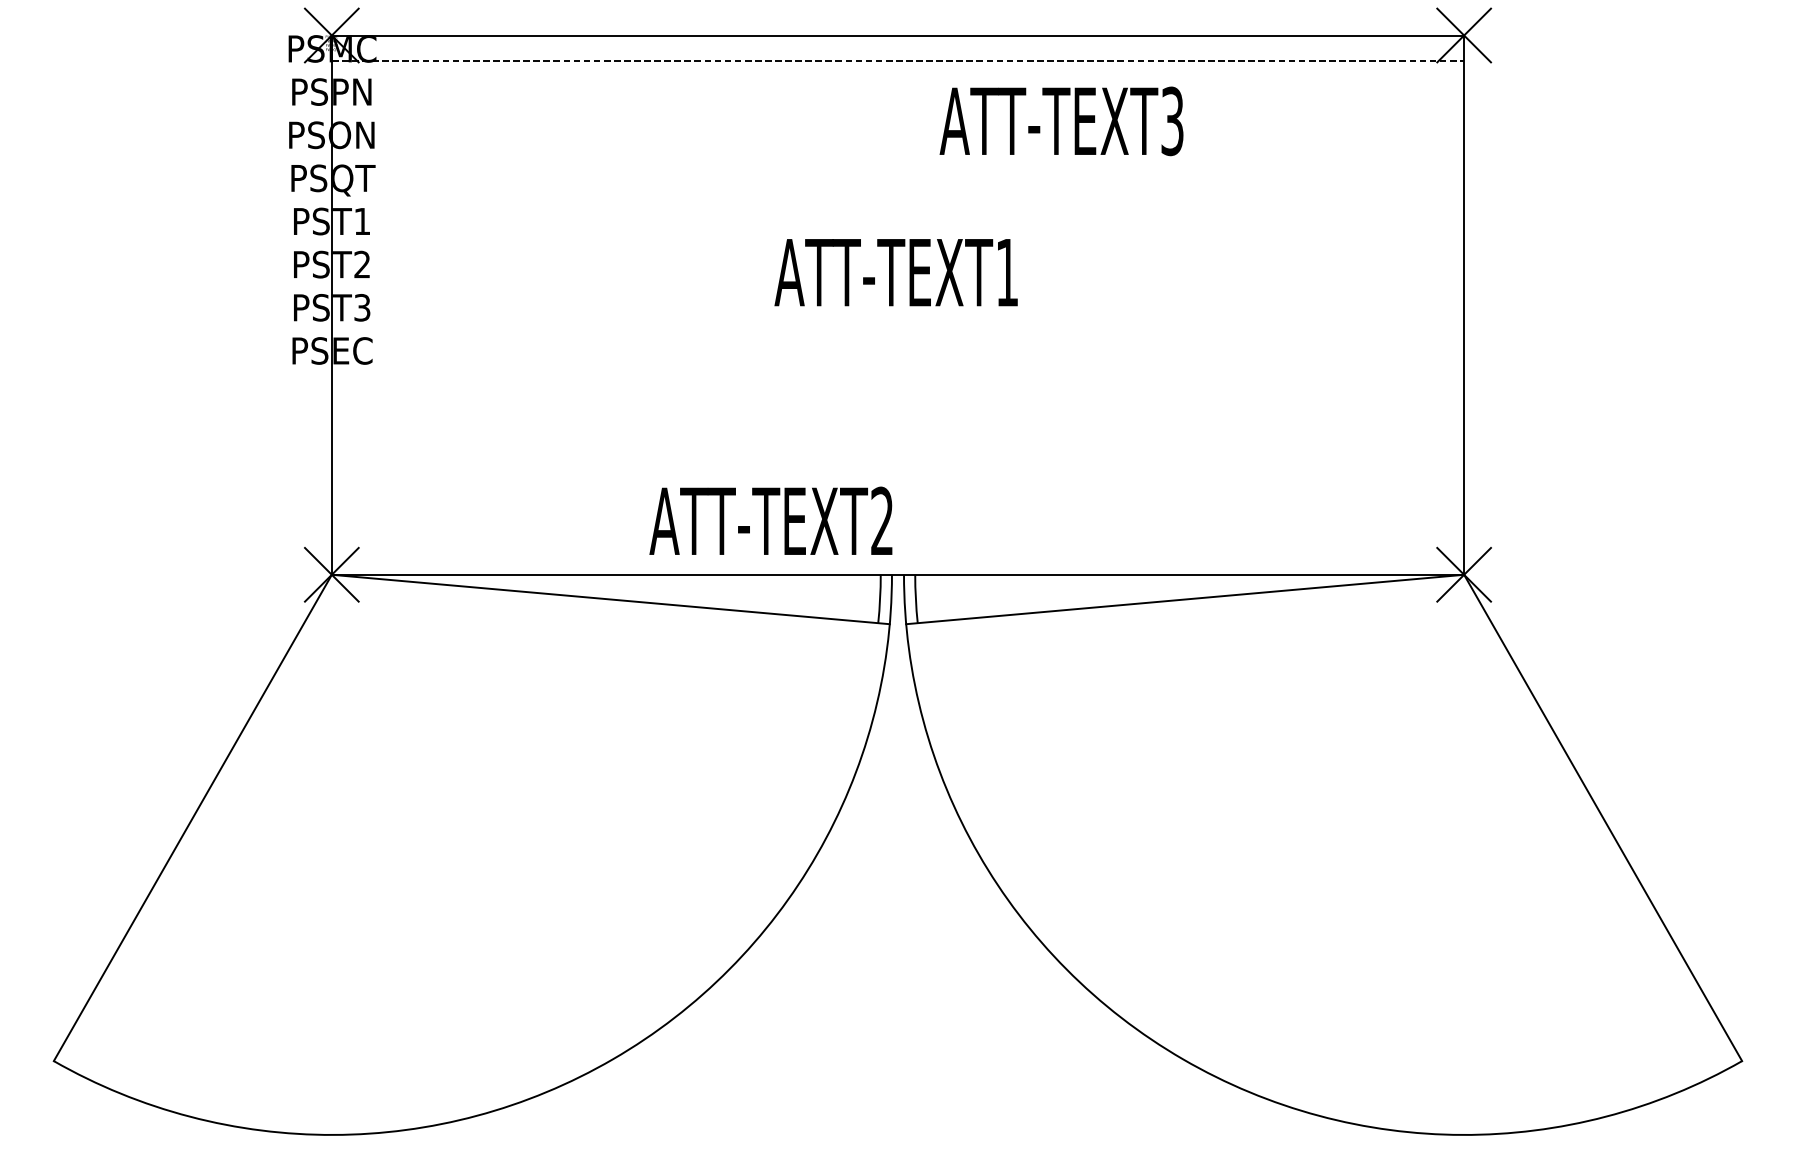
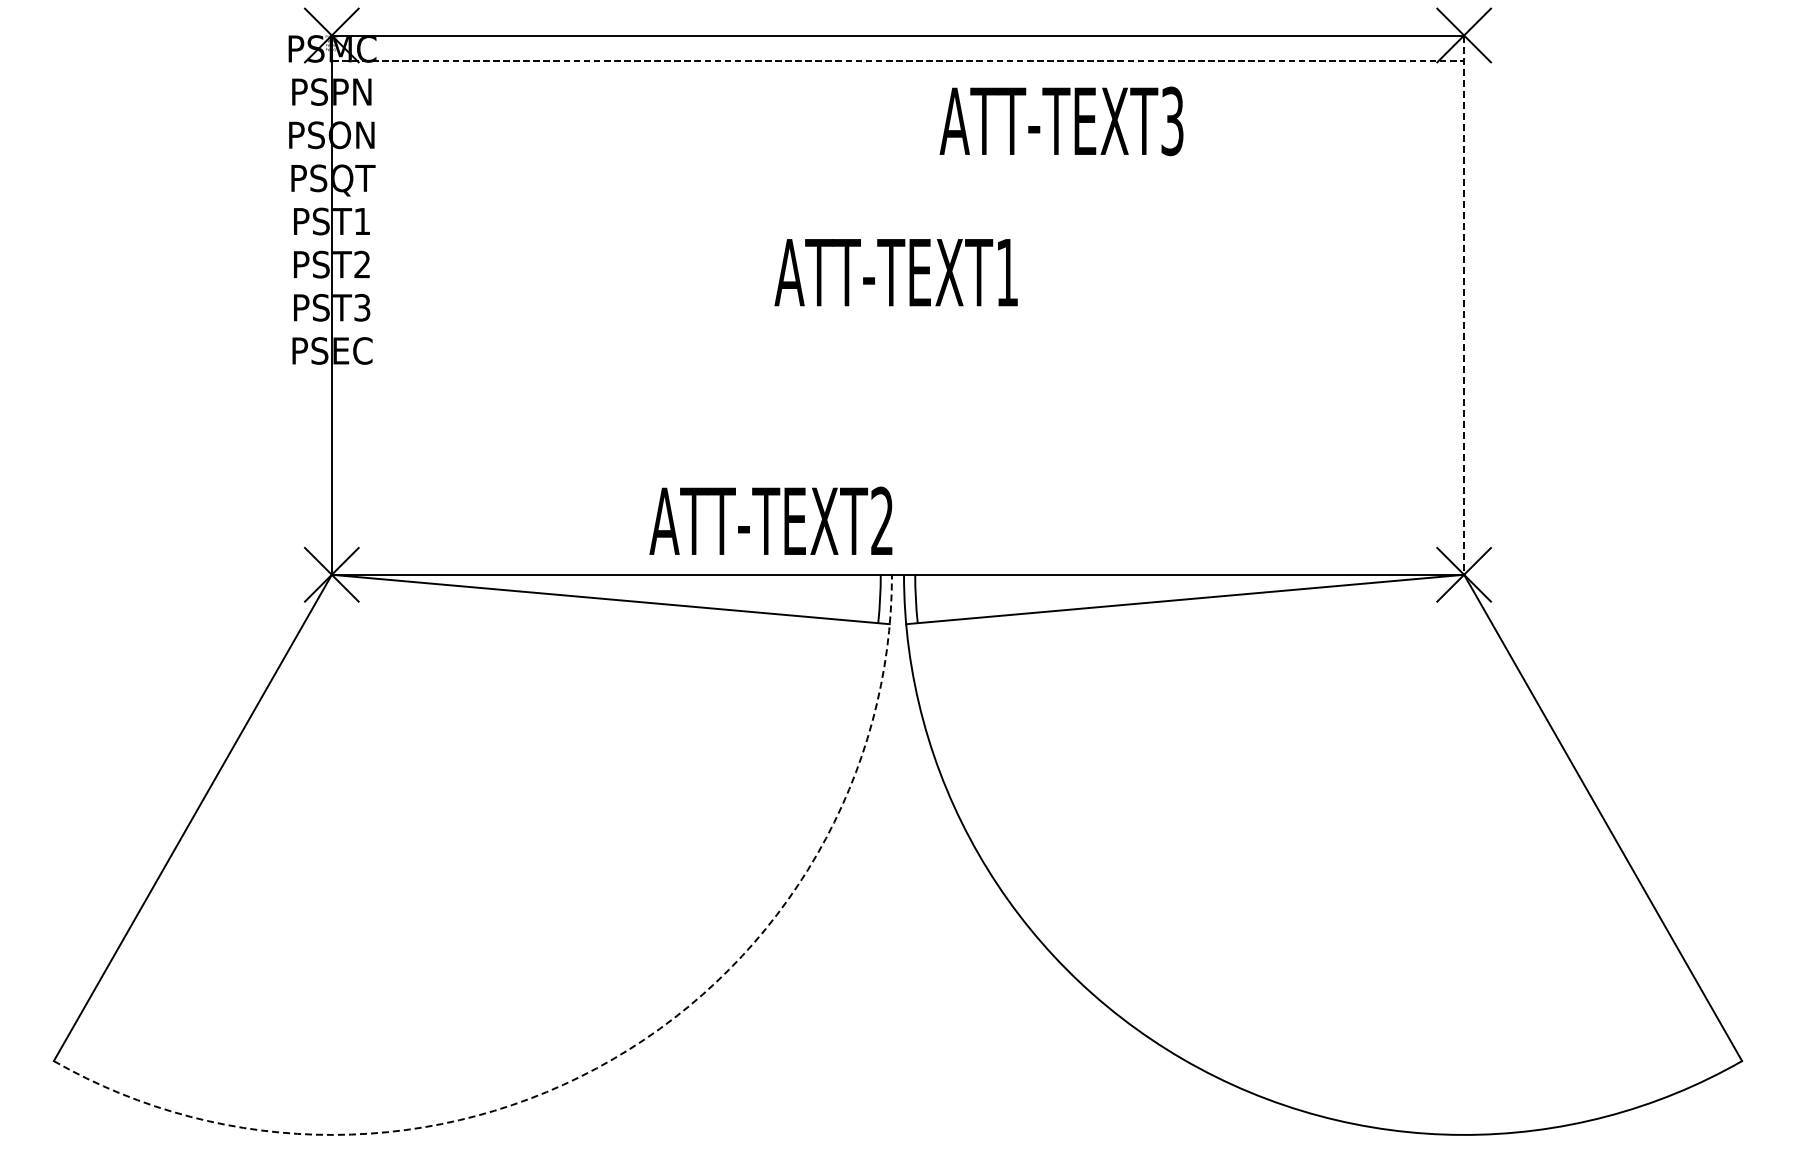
line: solid -> dashed (1464, 305)
arc: solid -> dashed (612, 1059)
